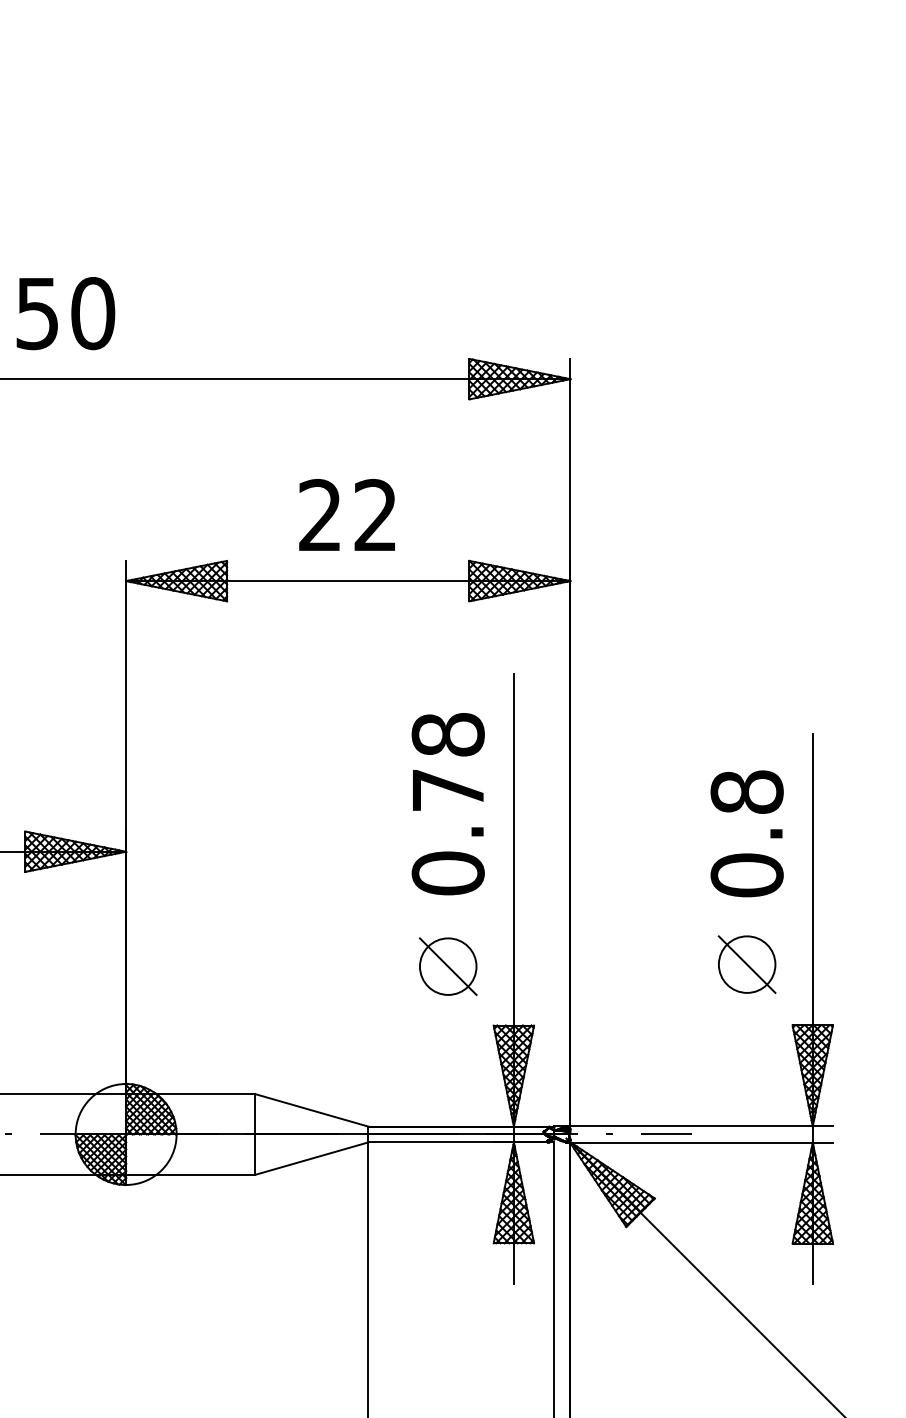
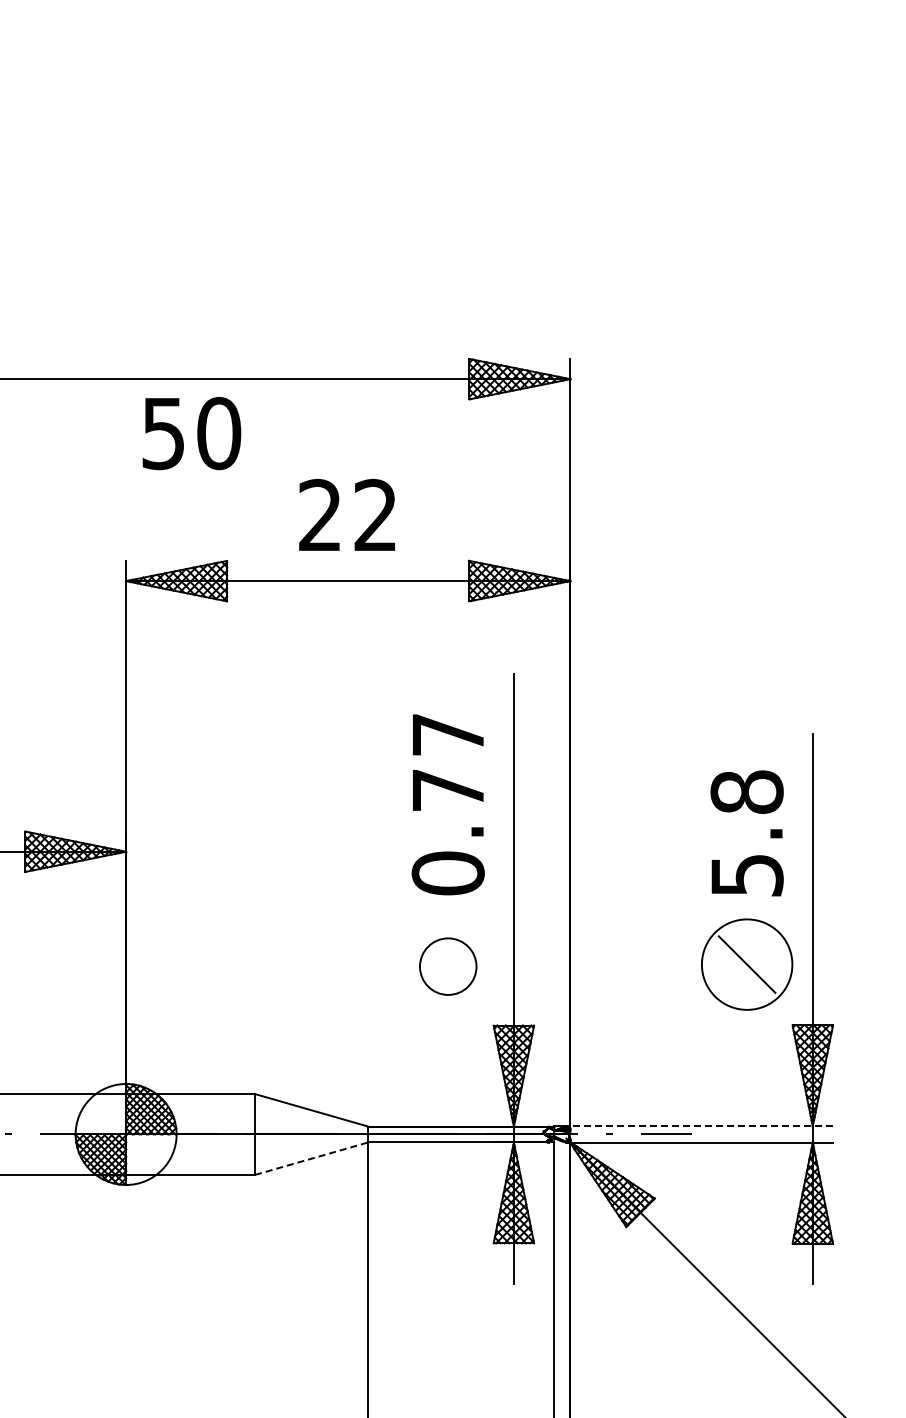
text position: (65, 313) -> (191, 433) (191, 433)
text: 0.78 -> 0.77 (447, 734)
text: 0.8 -> 5.8 (746, 875)
circle diameter: 57 px -> 90 px (746, 964)
line: present -> none (447, 966)
line: solid -> dashed (699, 1126)
line: solid -> dashed (311, 1158)
